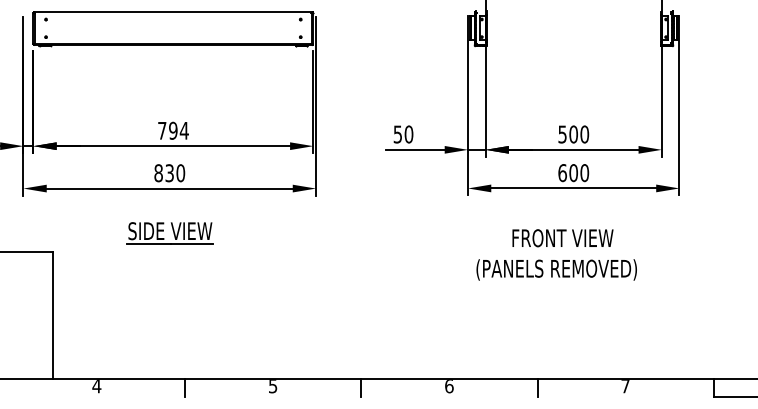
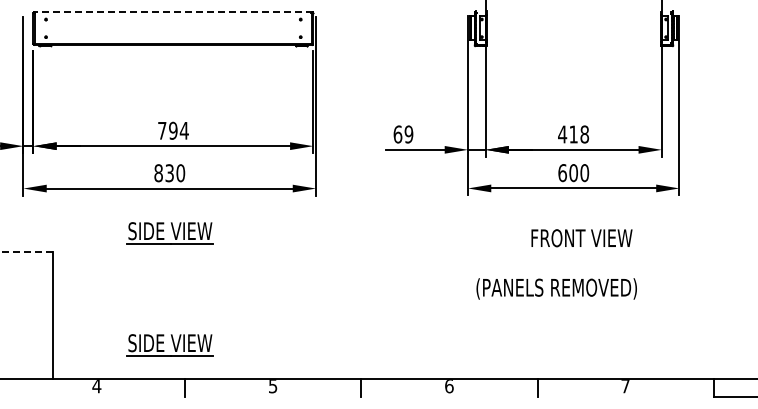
line: solid -> dashed (172, 12)
text: 50 -> 69 (403, 134)
text: 500 -> 418 (573, 134)
text position: (562, 238) -> (581, 238) (581, 238)
line: solid -> dashed (26, 252)
text position: (556, 269) -> (556, 288) (556, 288)
part: none -> present (169, 345)
